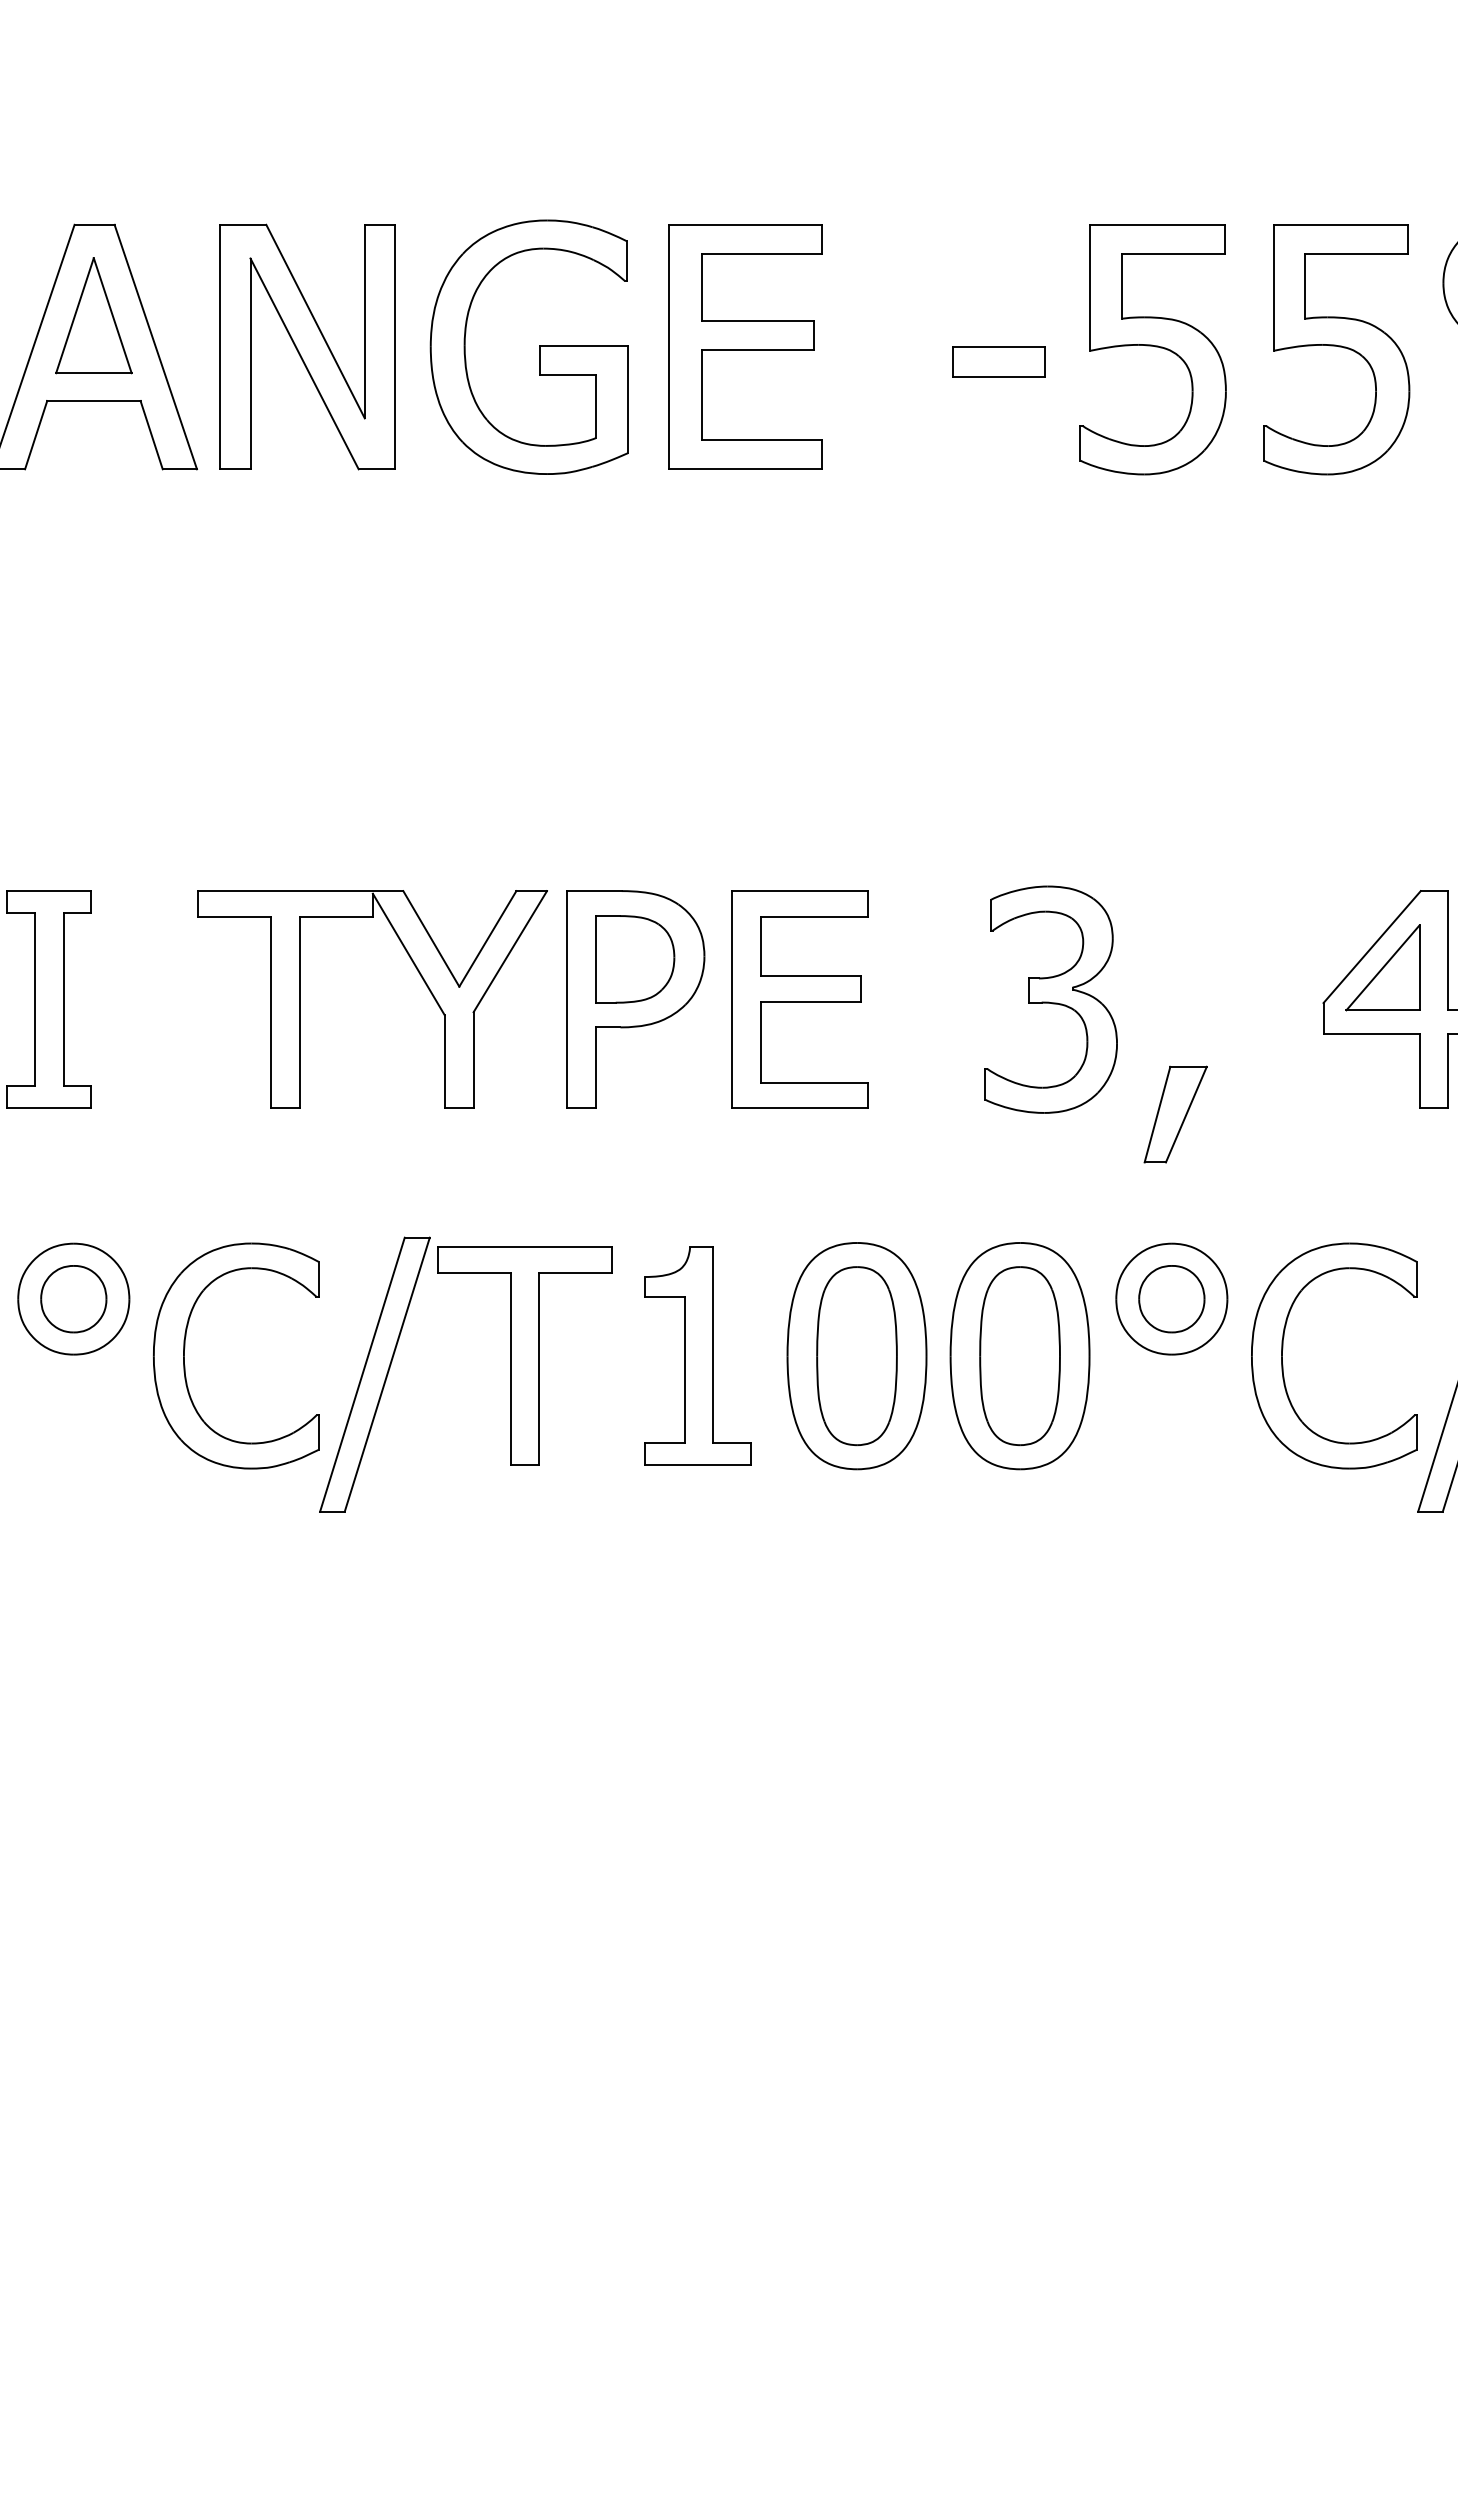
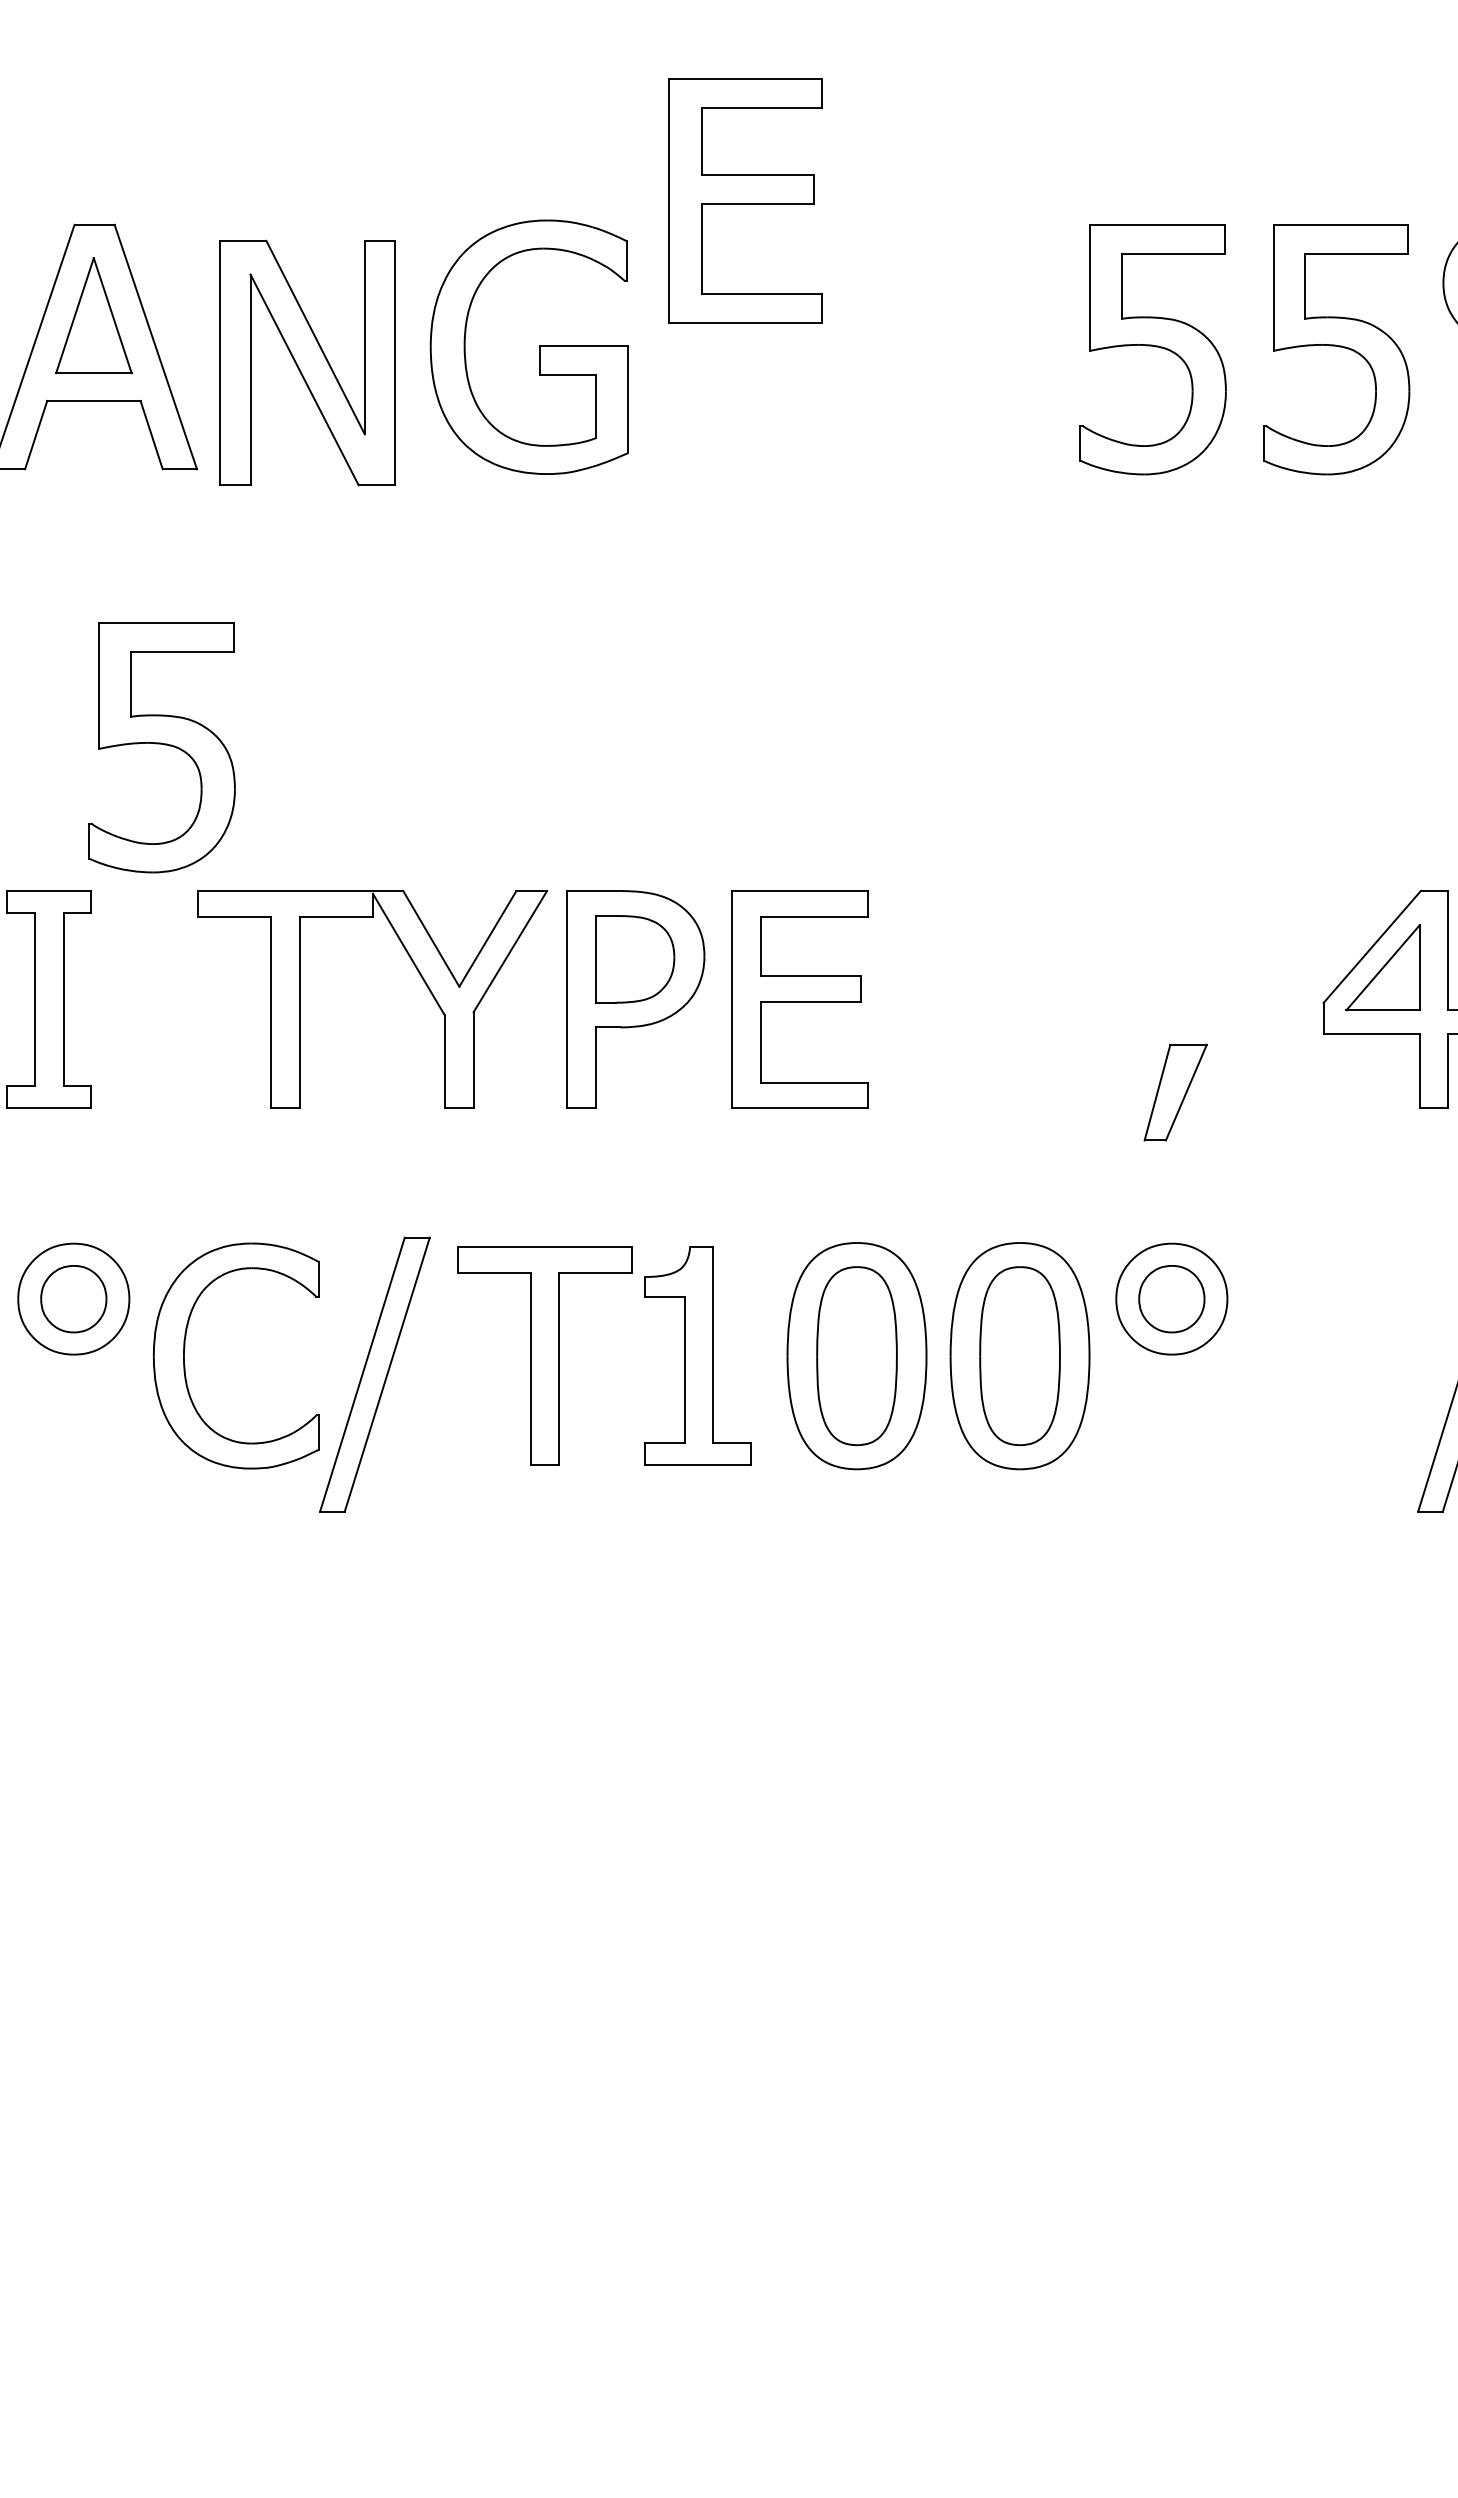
part position: (307, 346) -> (307, 362) (307, 362)
part position: (745, 346) -> (745, 200) (745, 200)
part: present -> none (998, 361)
part: none -> present (161, 747)
part: present -> none (1050, 999)
part position: (1175, 1114) -> (1175, 1092) (1175, 1092)
part: present -> none (1283, 1349)
part position: (524, 1355) -> (544, 1355) (544, 1355)
